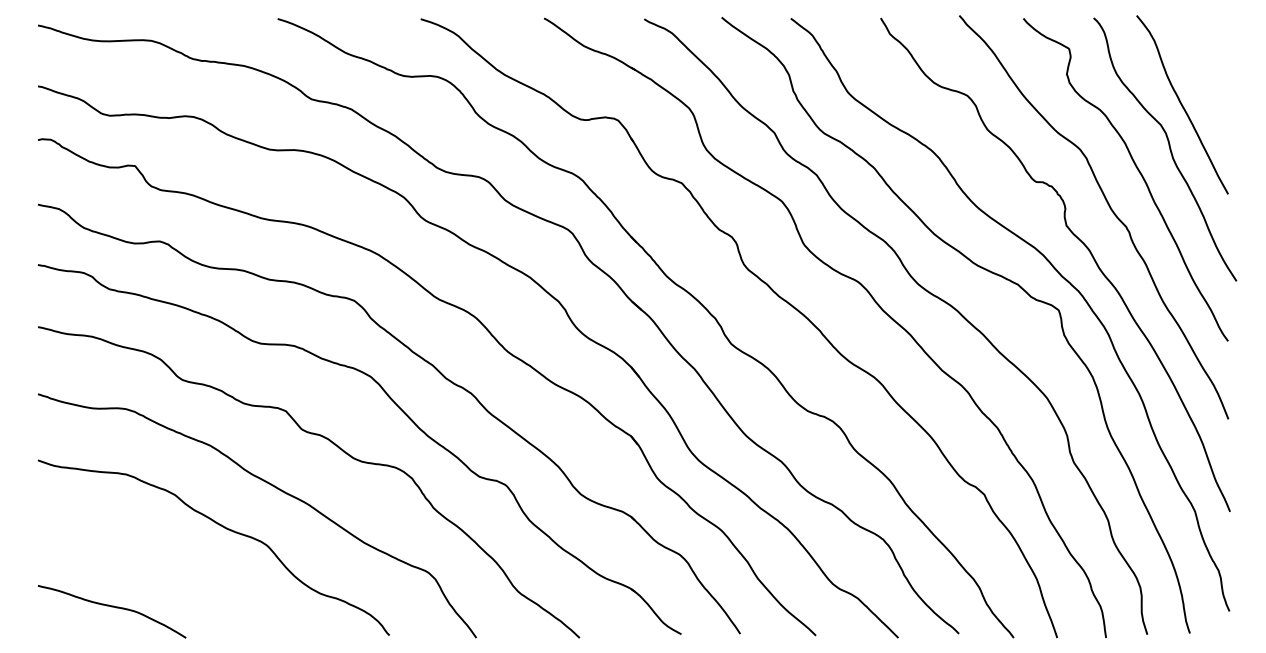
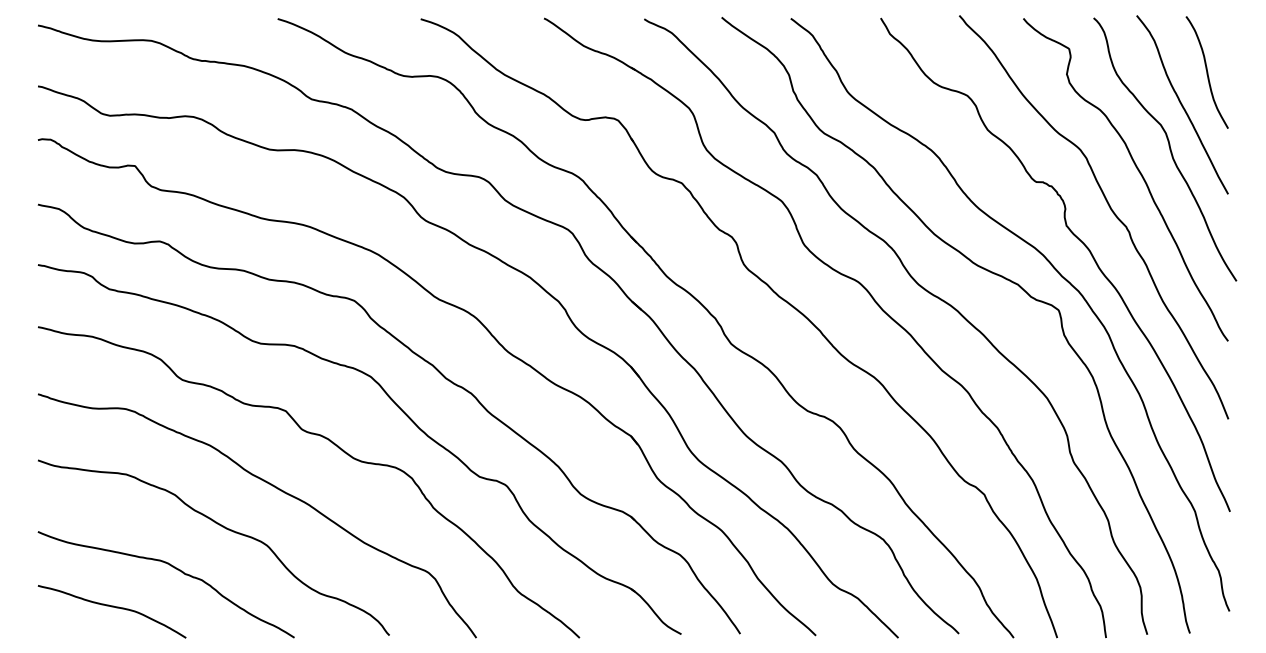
curve: none -> present (1206, 72)
curve: none -> present (174, 568)
